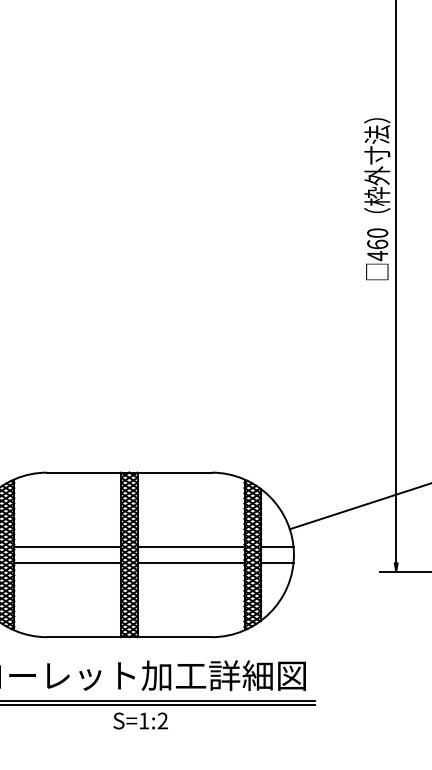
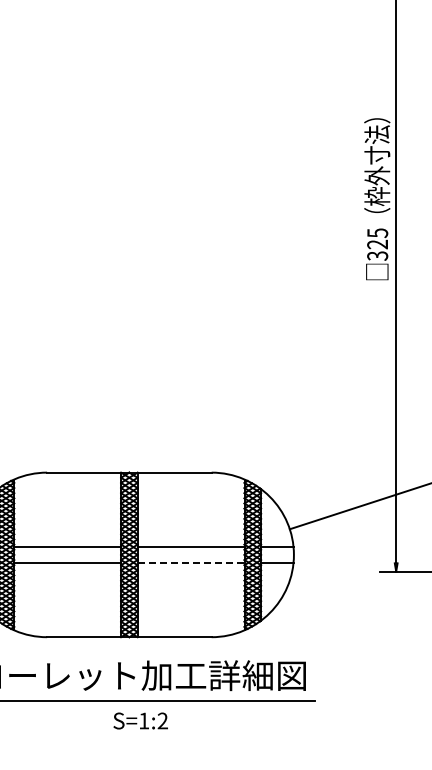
text: 460 -> 325 (377, 244)
line: solid -> dashed (191, 563)
line: present -> none (158, 705)
